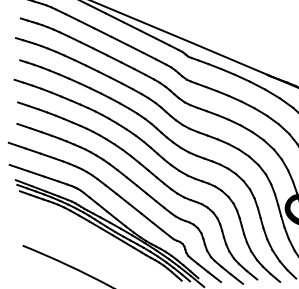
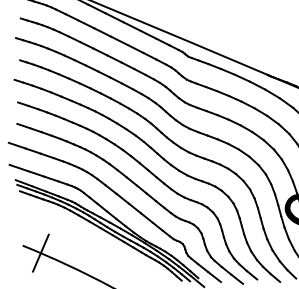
line: none -> present (40, 252)
